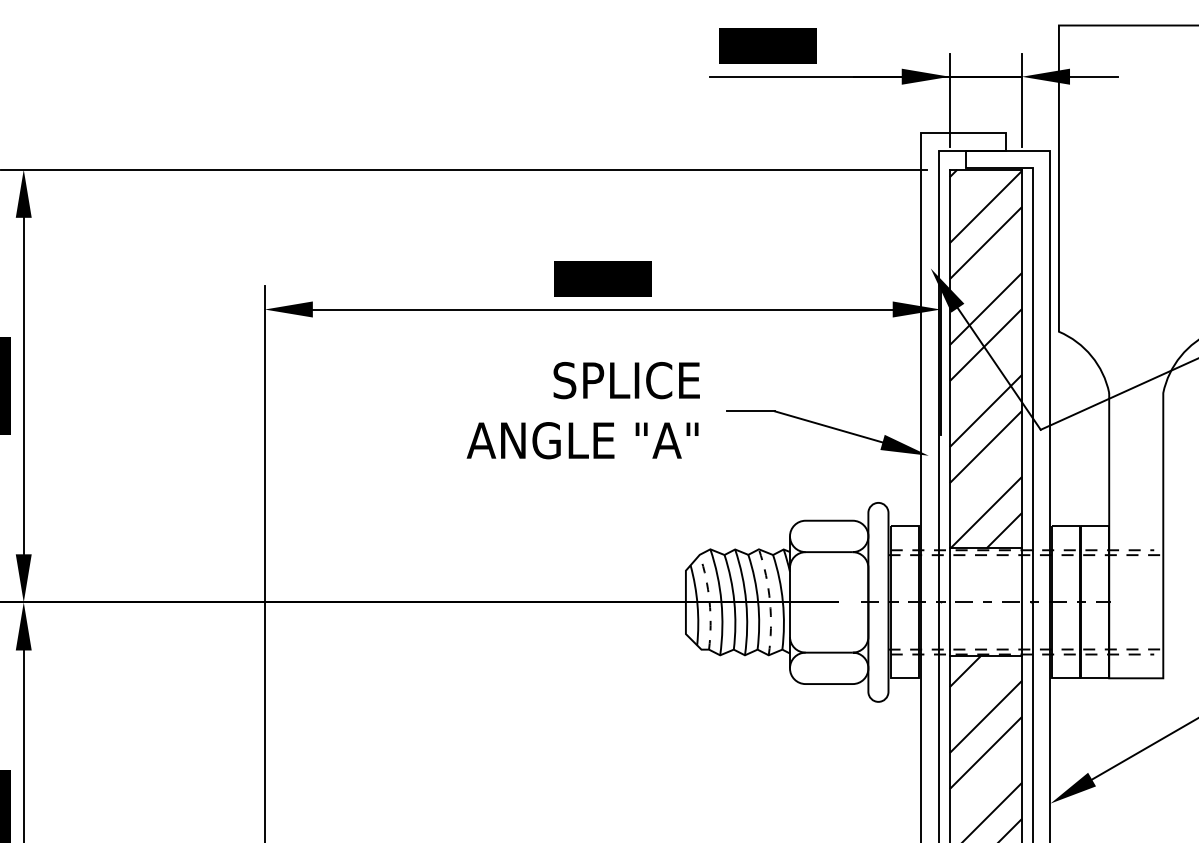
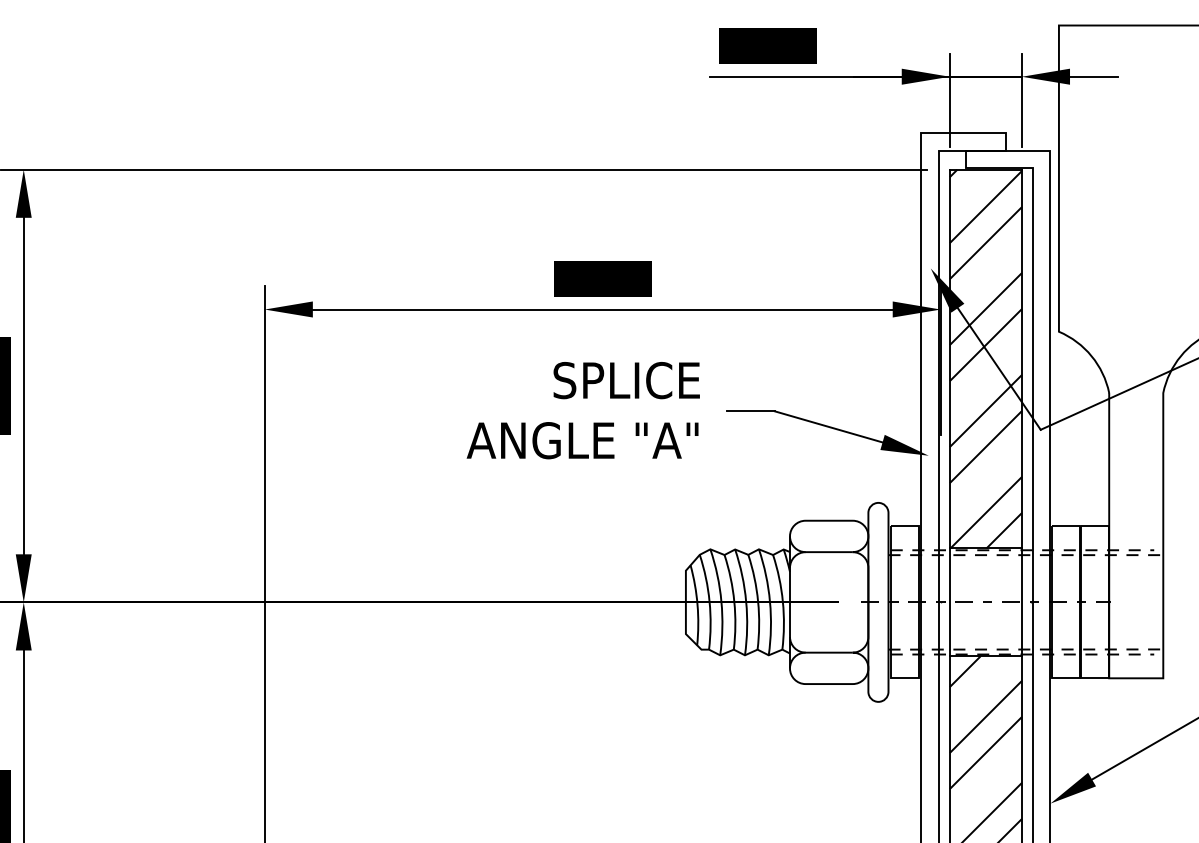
arc: dashed -> solid (709, 601)
arc: dashed -> solid (770, 601)
